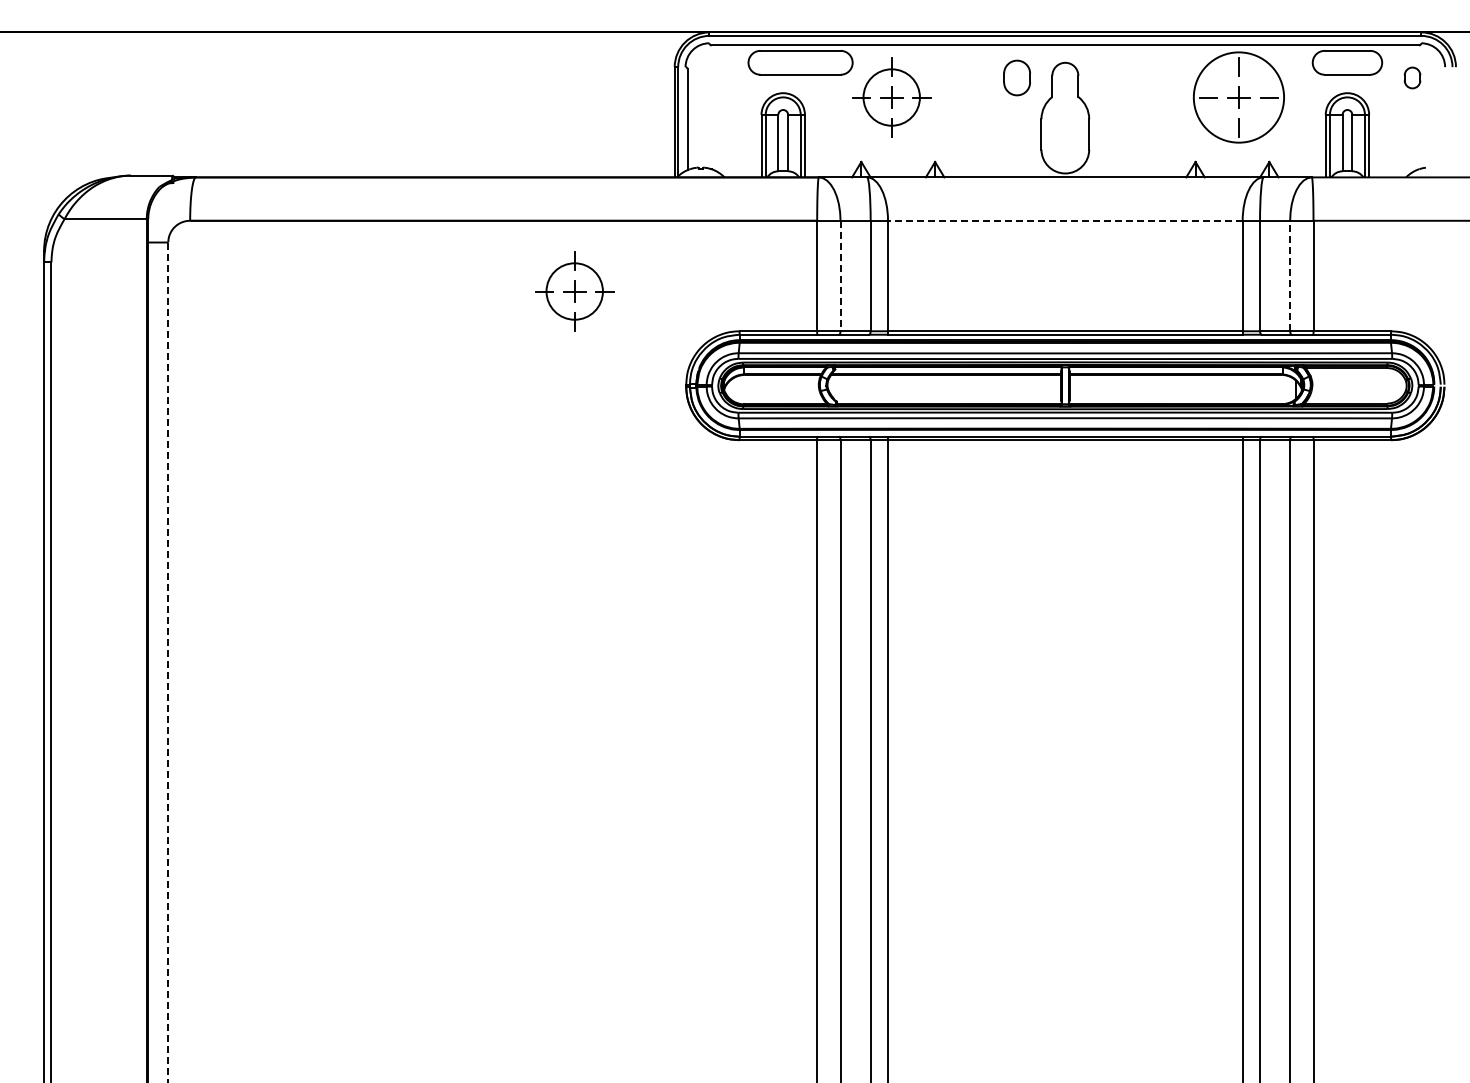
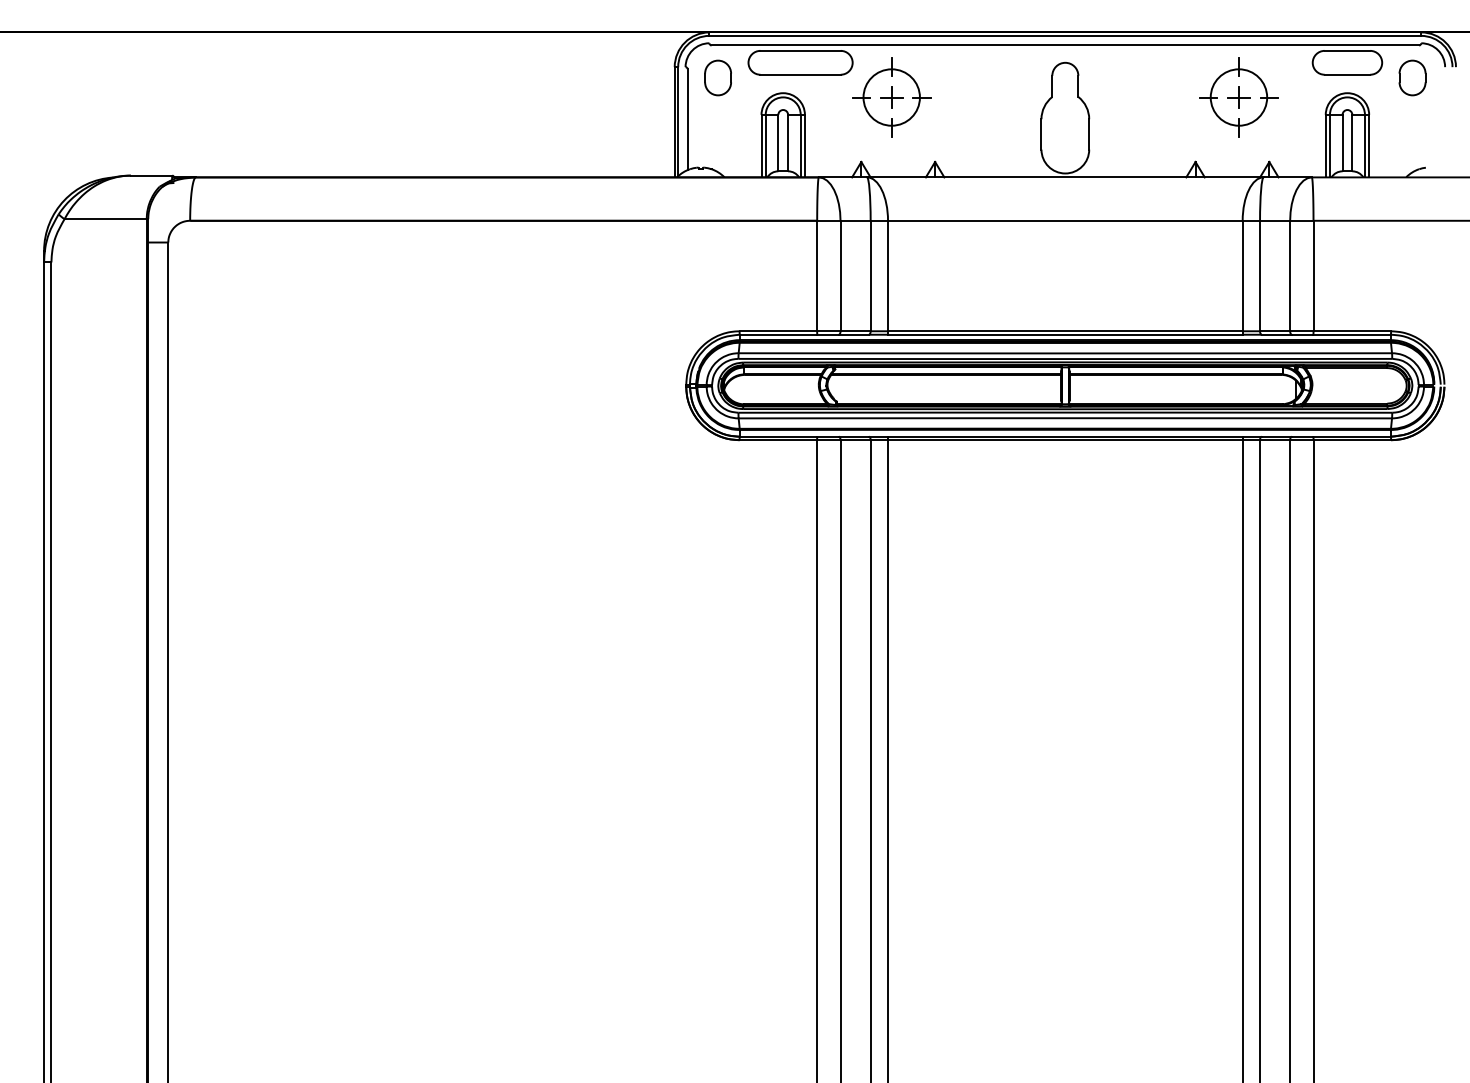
part position: (1016, 77) -> (717, 77) (717, 77)
part size: 19x24 px -> 29x38 px (1412, 77)
circle diameter: 90 px -> 56 px (1238, 97)
line: dashed -> solid (1064, 220)
line: dashed -> solid (1290, 275)
line: dashed -> solid (840, 276)
part: present -> none (574, 291)
line: dashed -> solid (168, 662)
